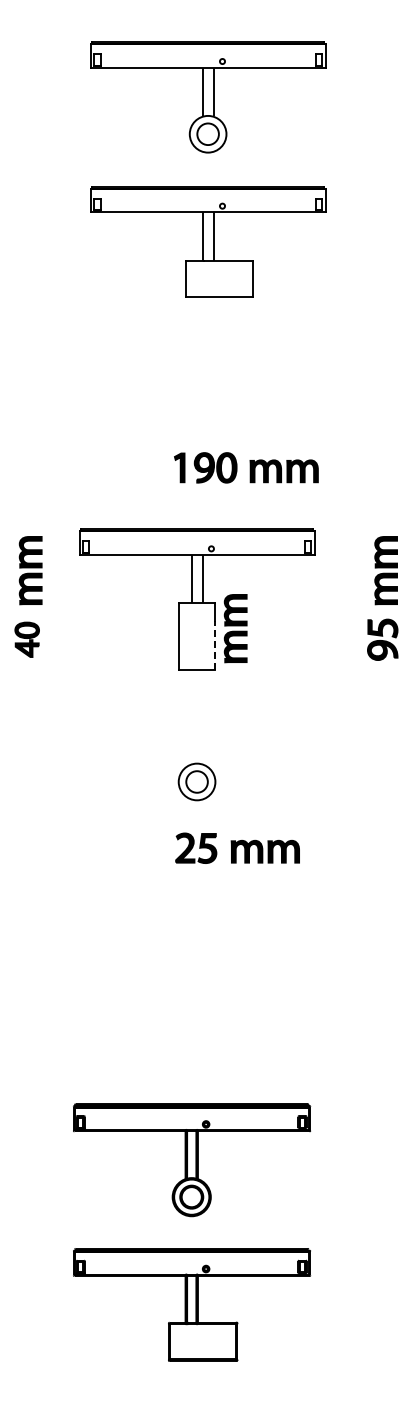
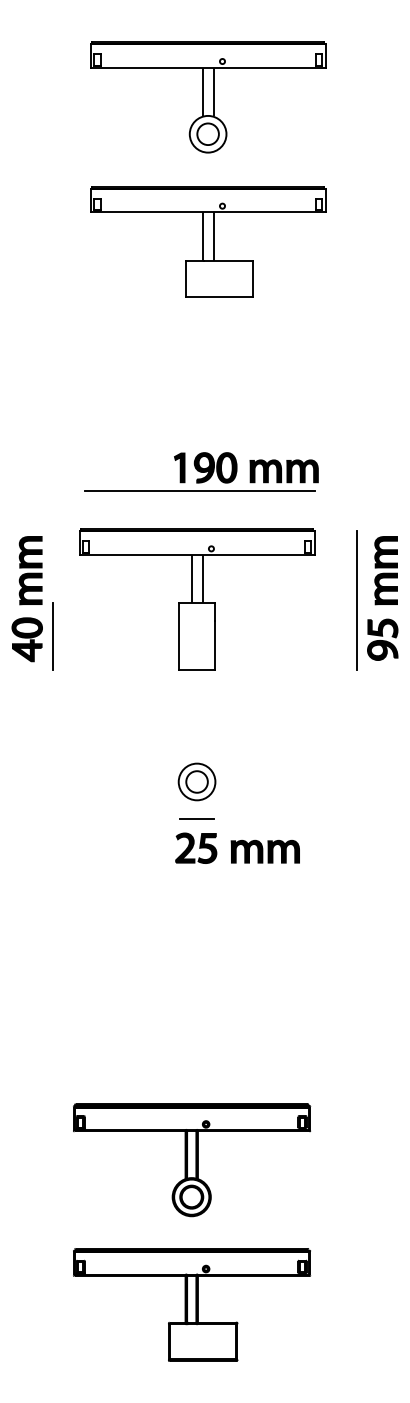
line: none -> present (199, 490)
line: none -> present (356, 600)
part: present -> none (235, 628)
line: none -> present (53, 636)
part size: 26x37 px -> 32x46 px (26, 639)
line: dashed -> solid (215, 645)
line: none -> present (196, 818)
